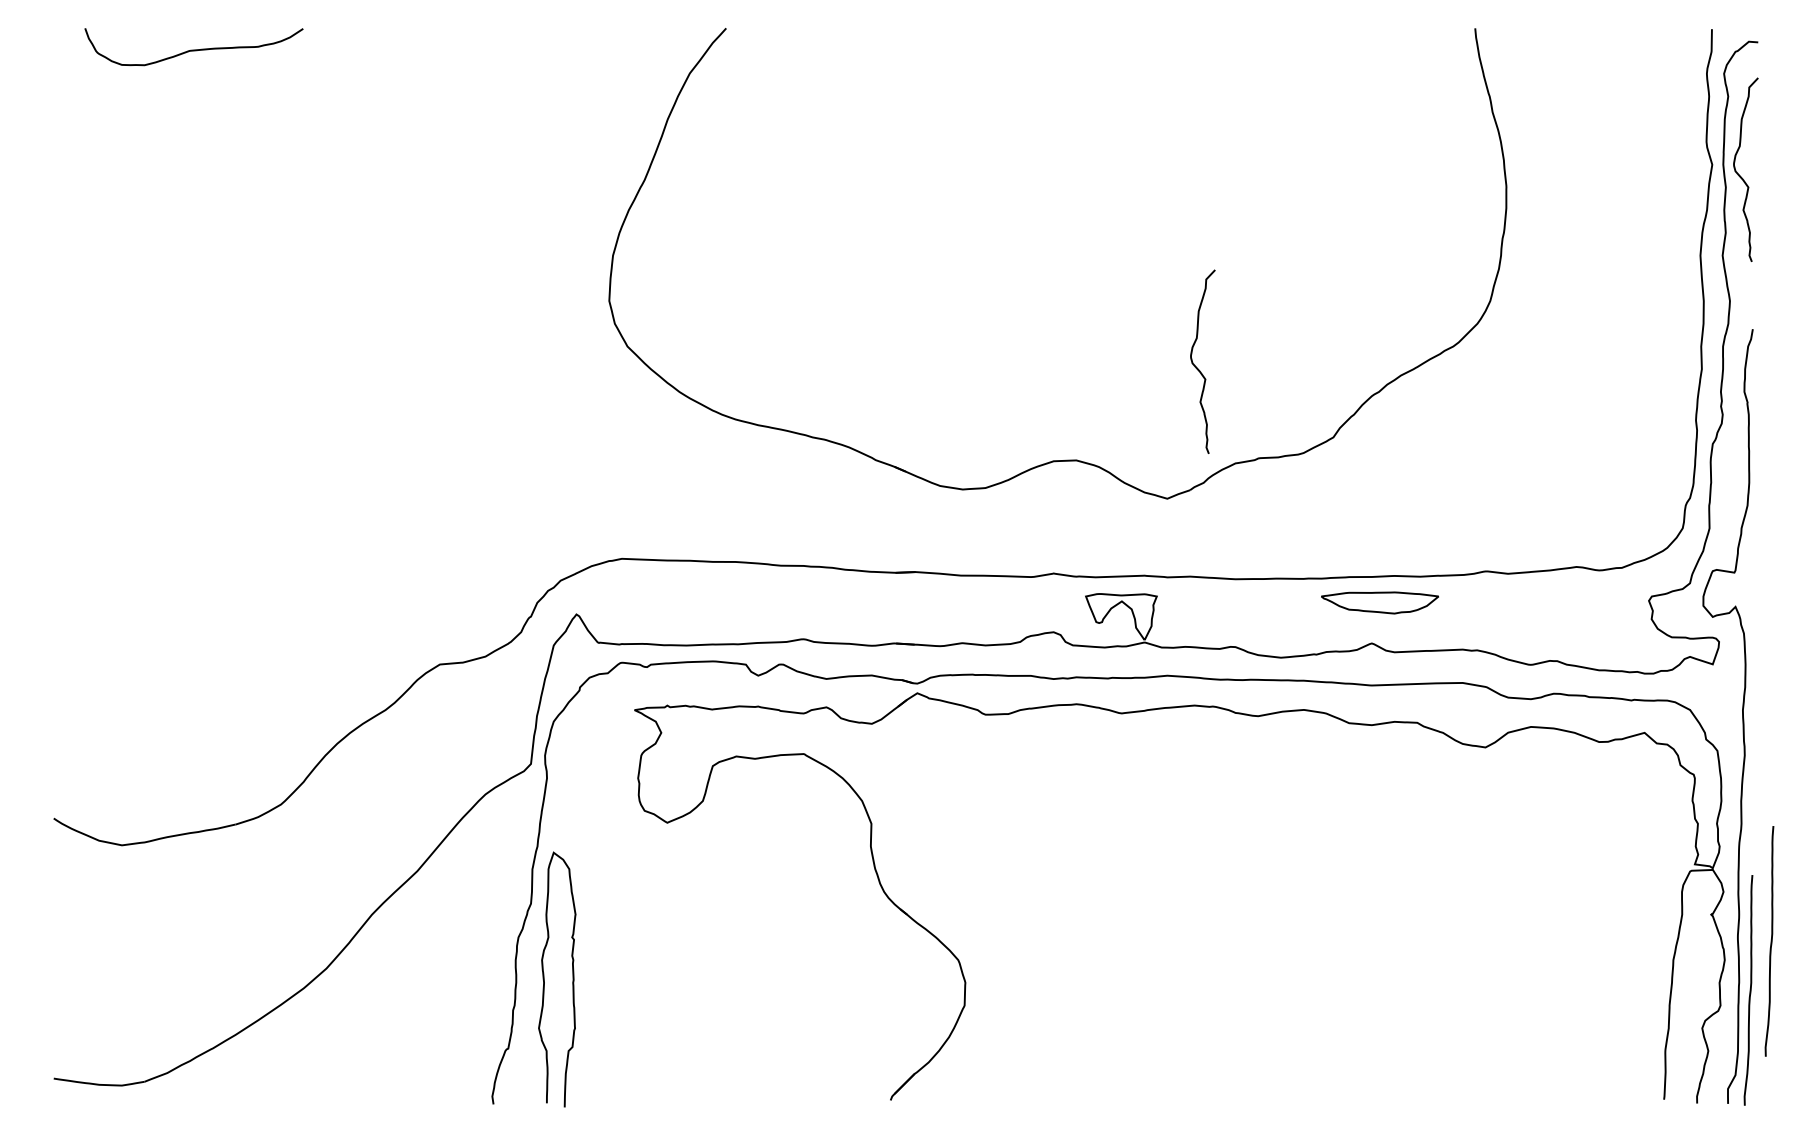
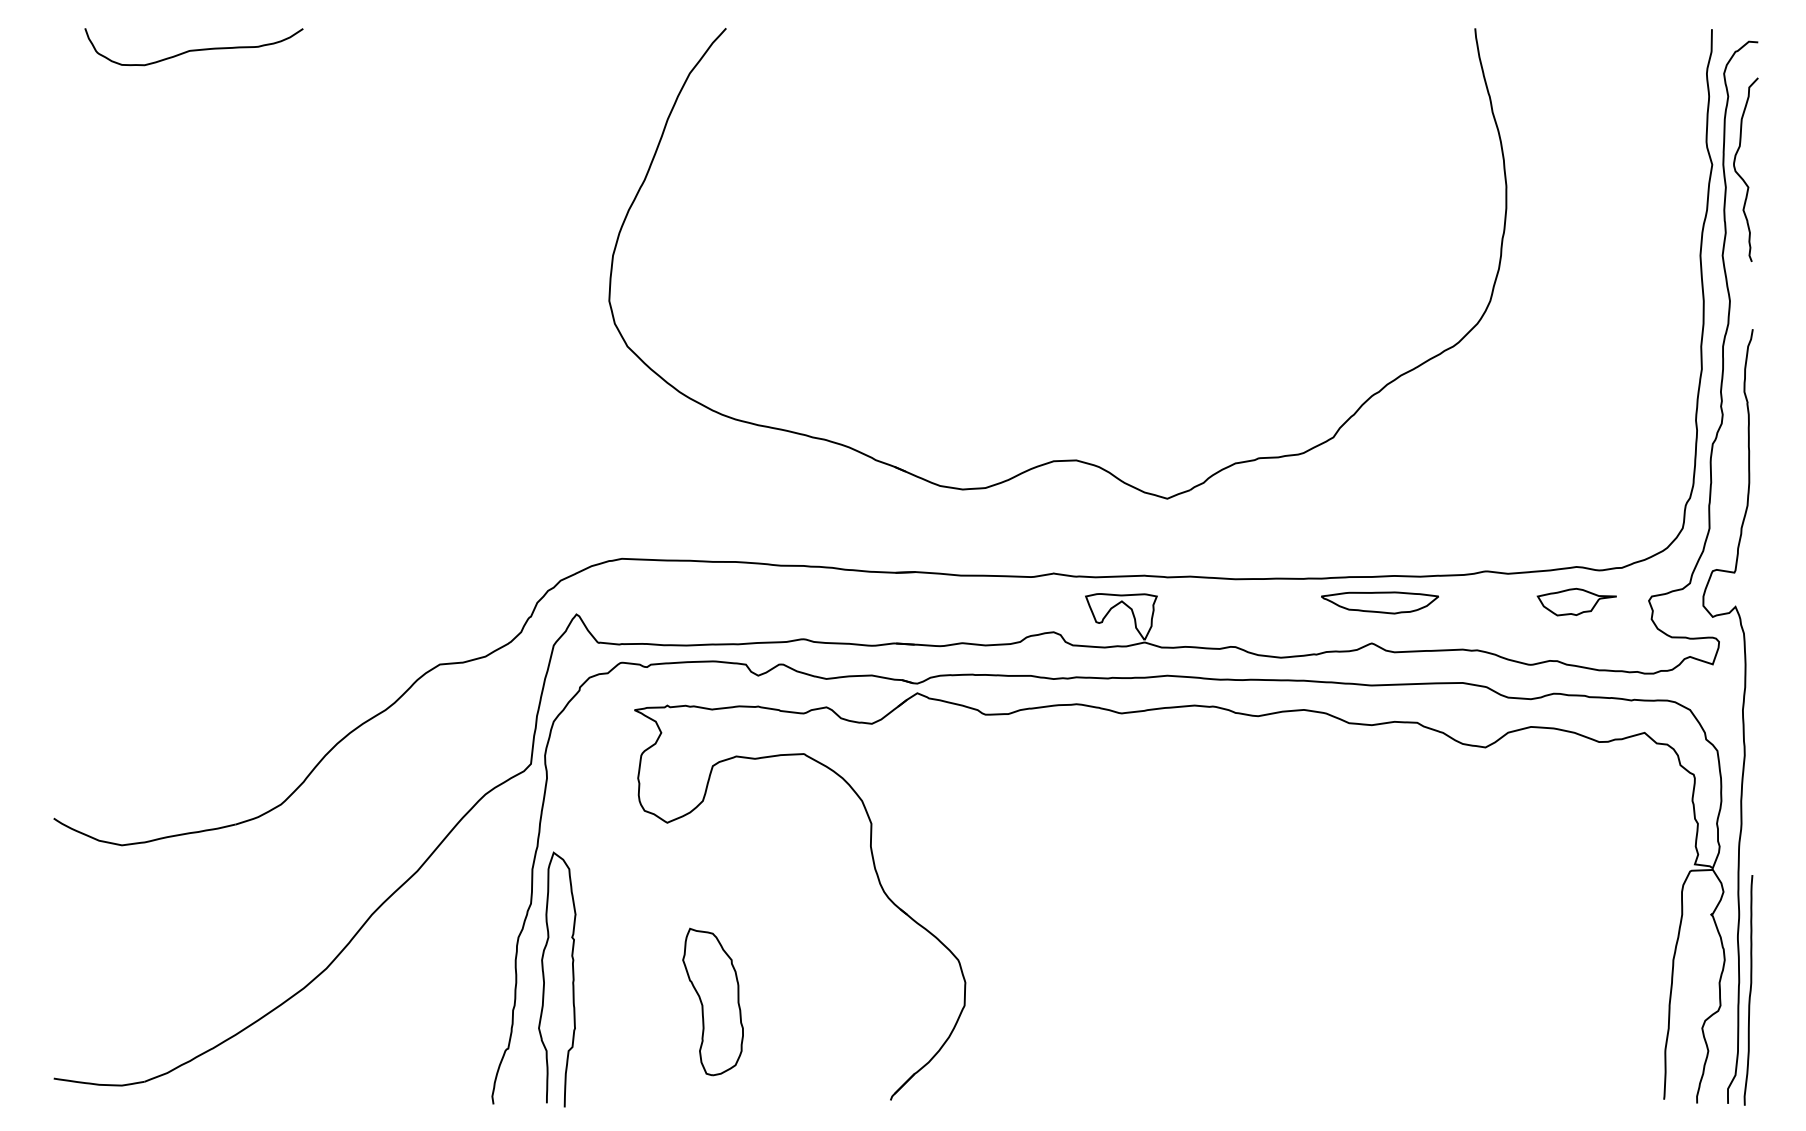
curve: present -> none (1196, 366)
part: none -> present (1576, 601)
curve: present -> none (1770, 941)
part: none -> present (712, 1001)
